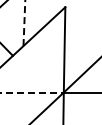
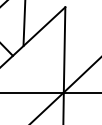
line: dashed -> solid (24, 23)
line: dashed -> solid (32, 92)
